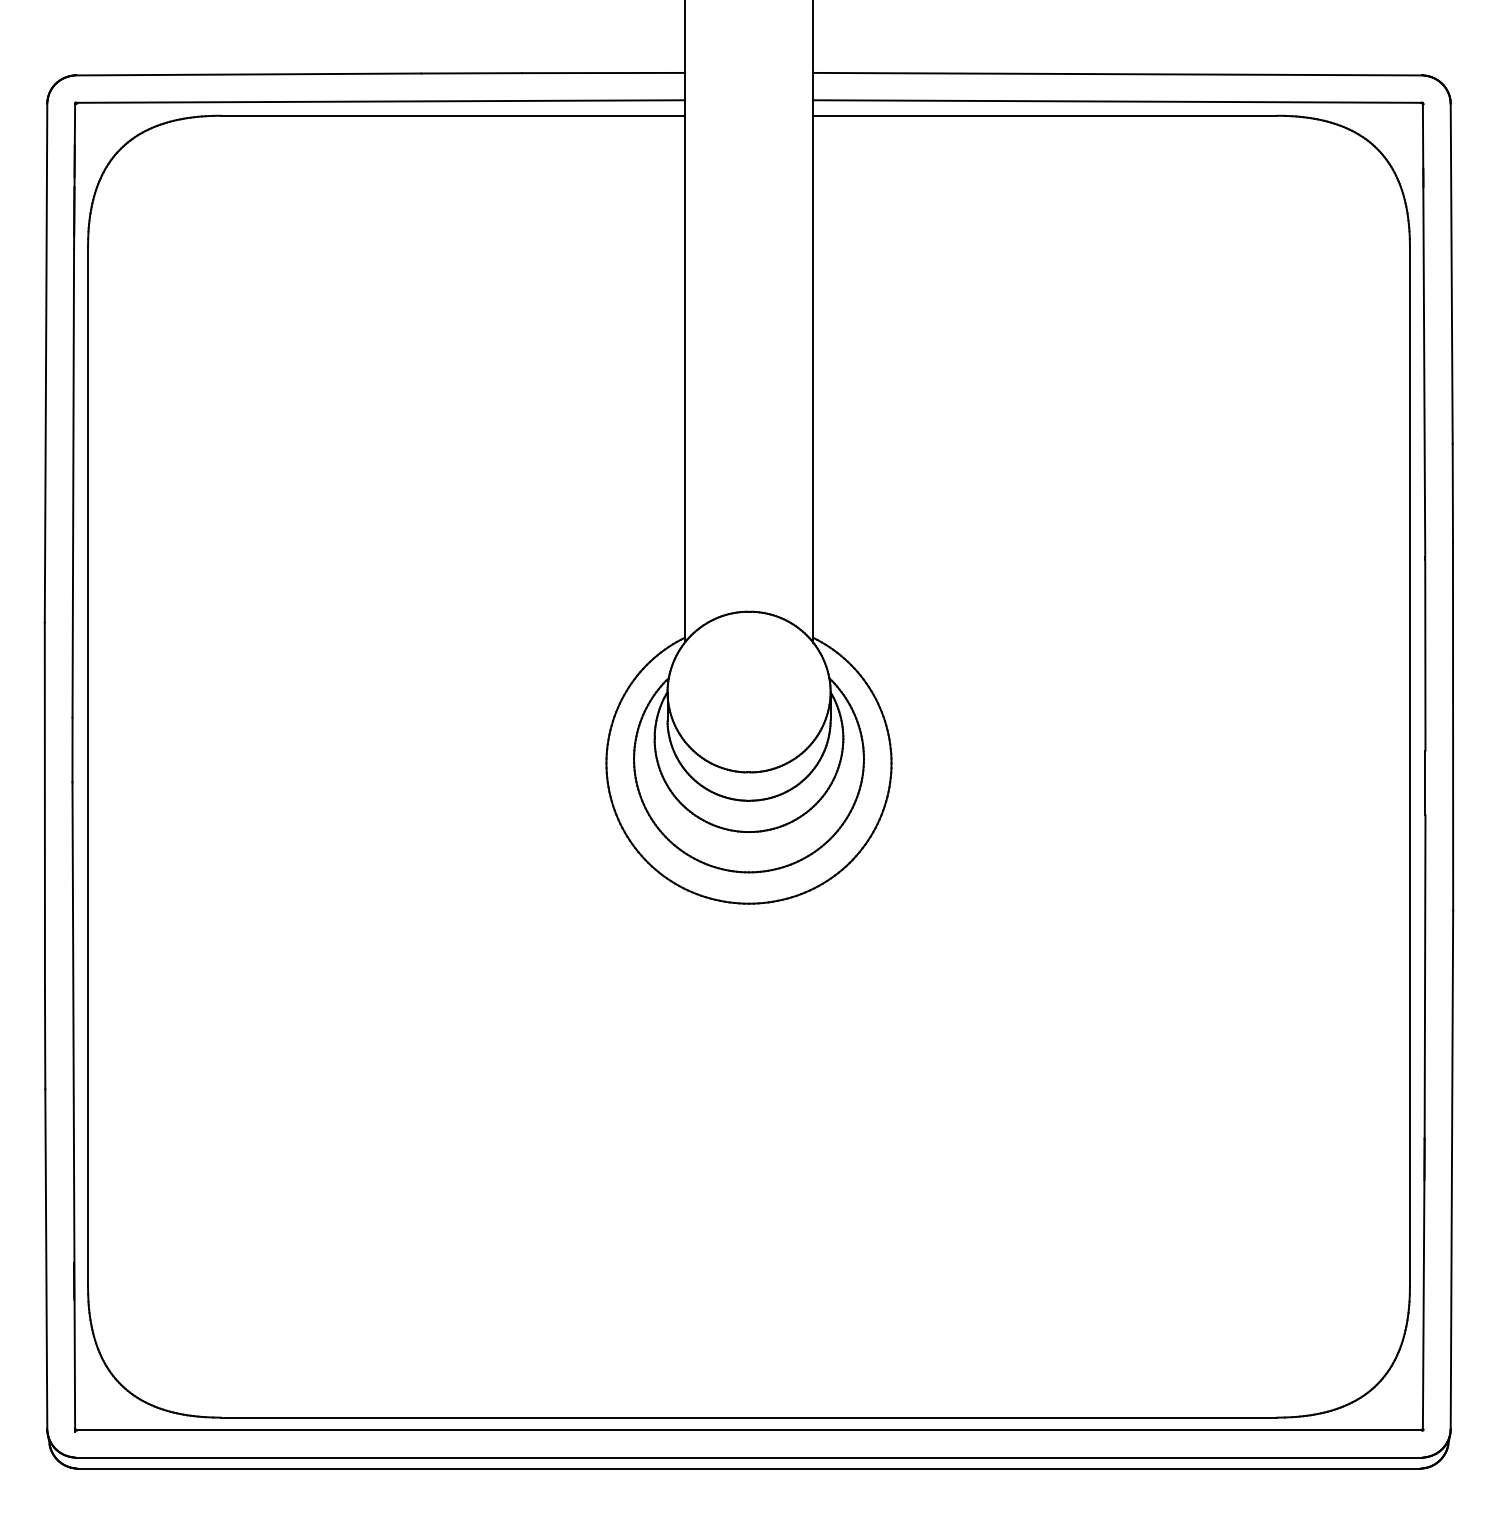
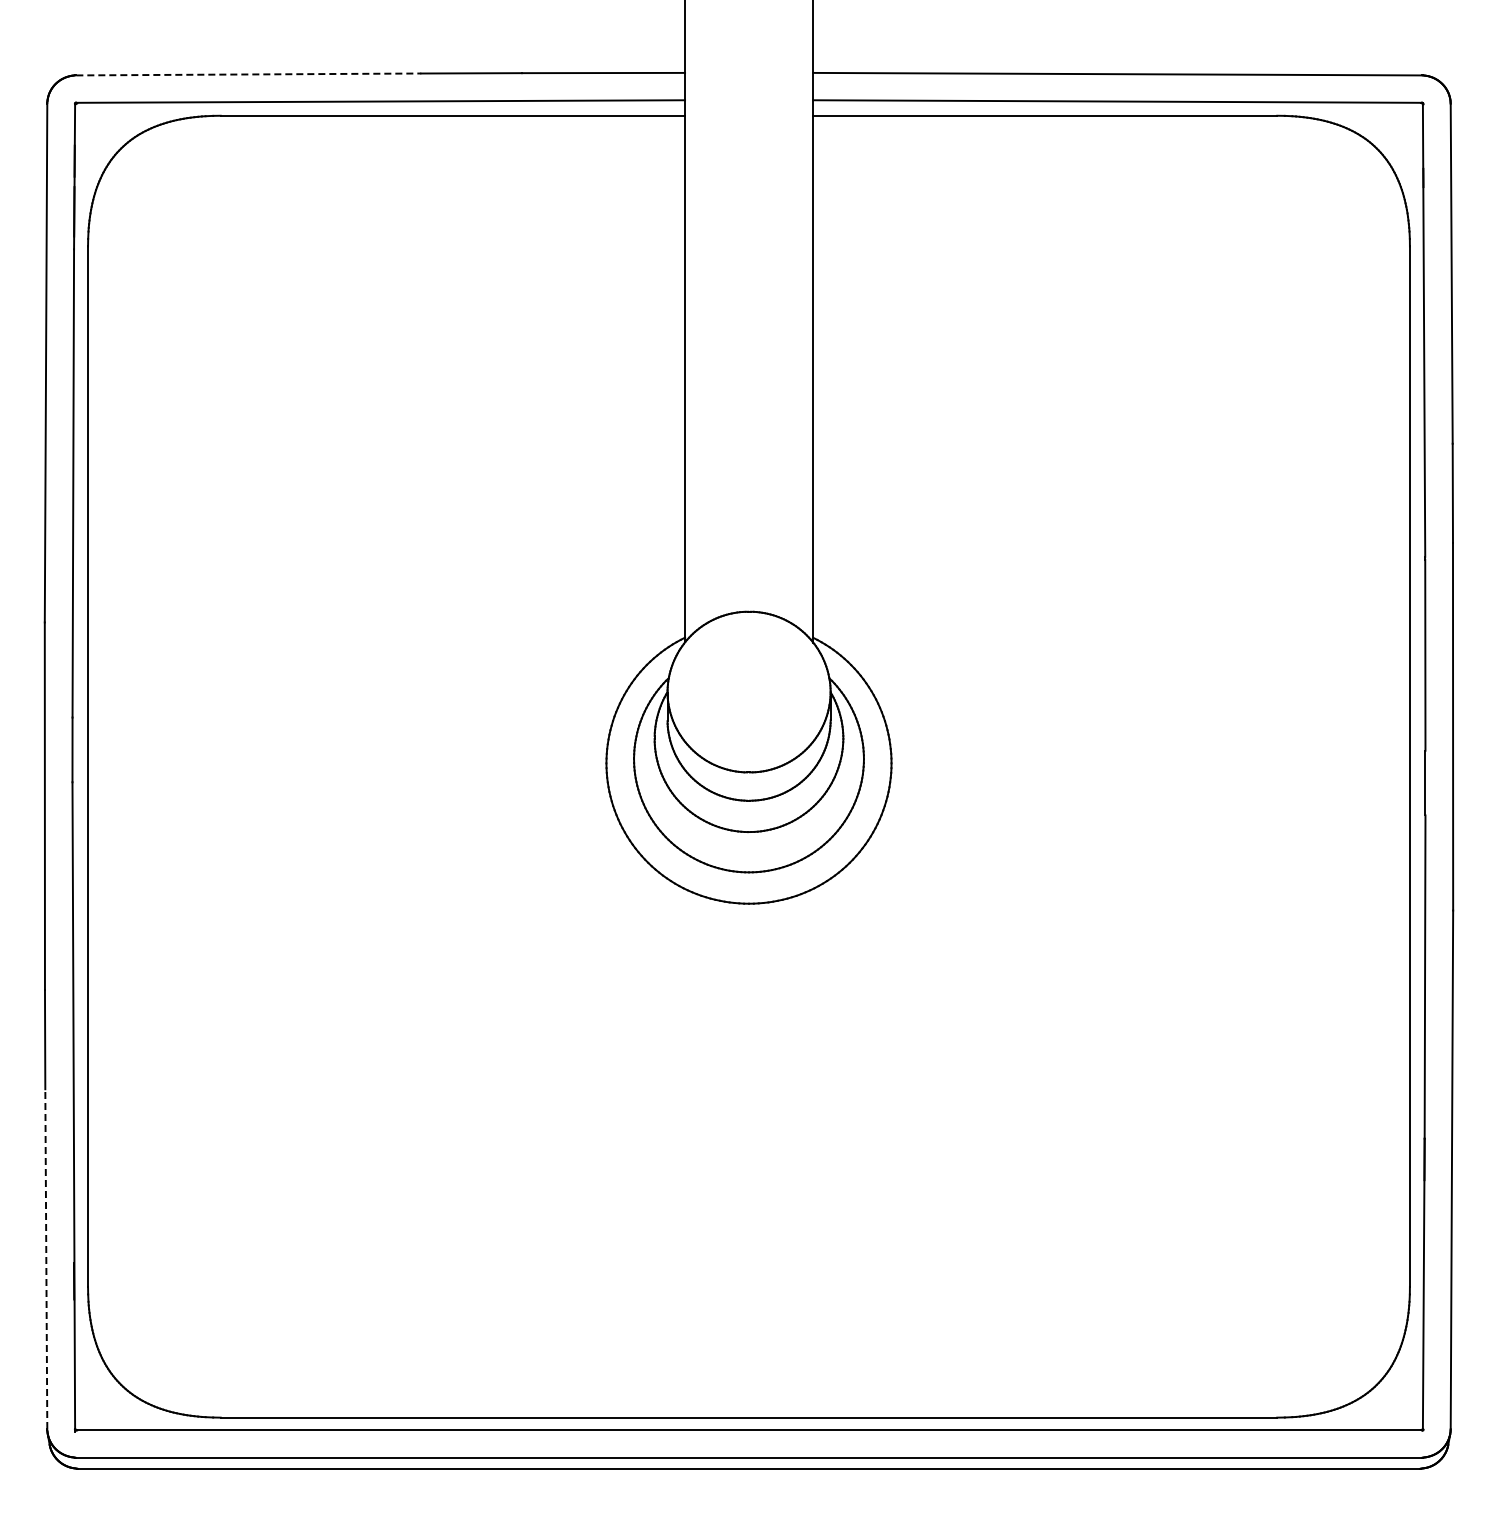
line: solid -> dashed (249, 74)
line: solid -> dashed (46, 1259)
